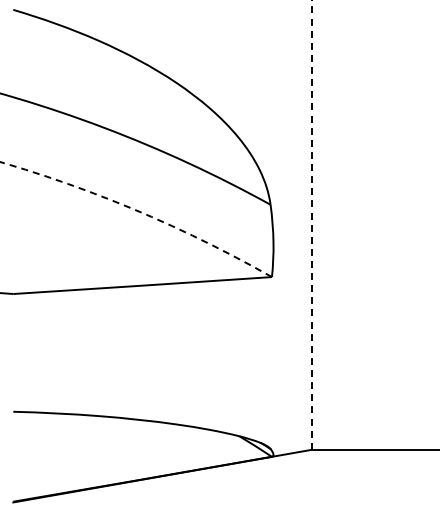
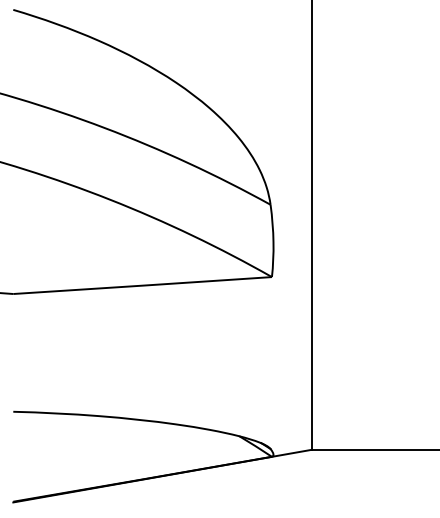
arc: dashed -> solid (138, 211)
line: dashed -> solid (311, 224)
